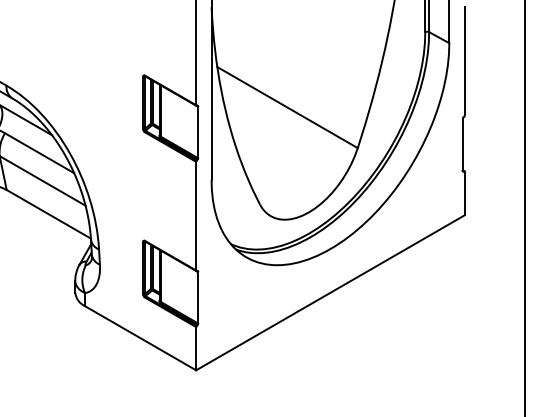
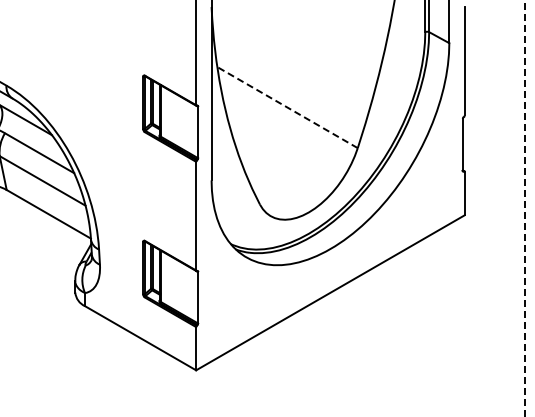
line: solid -> dashed (287, 107)
line: solid -> dashed (524, 208)
